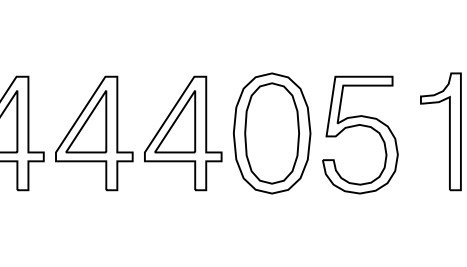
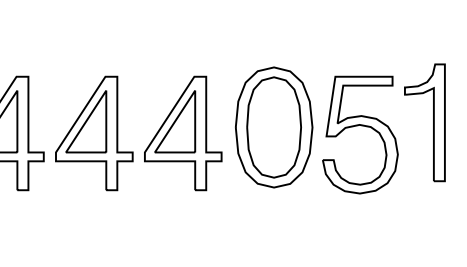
part position: (449, 131) -> (433, 122) (433, 122)
part position: (272, 133) -> (274, 127) (274, 127)
